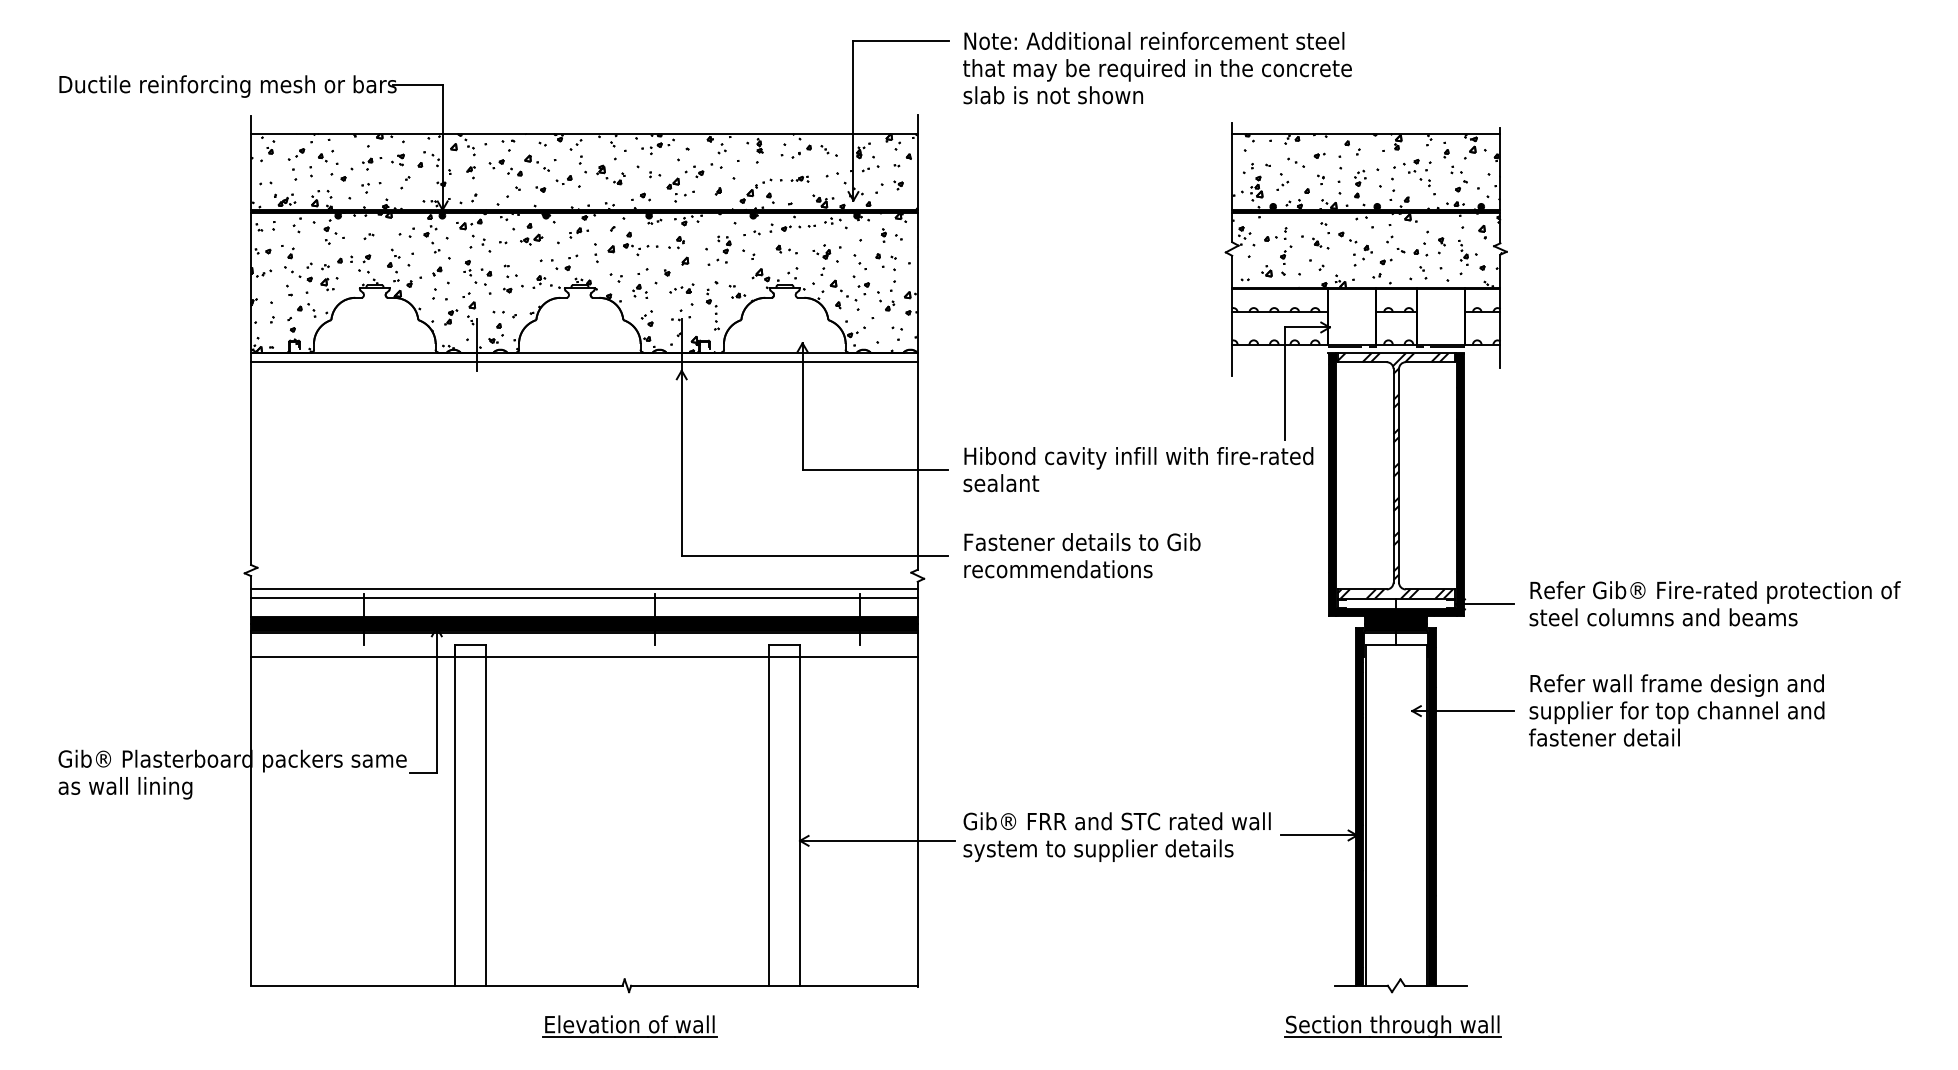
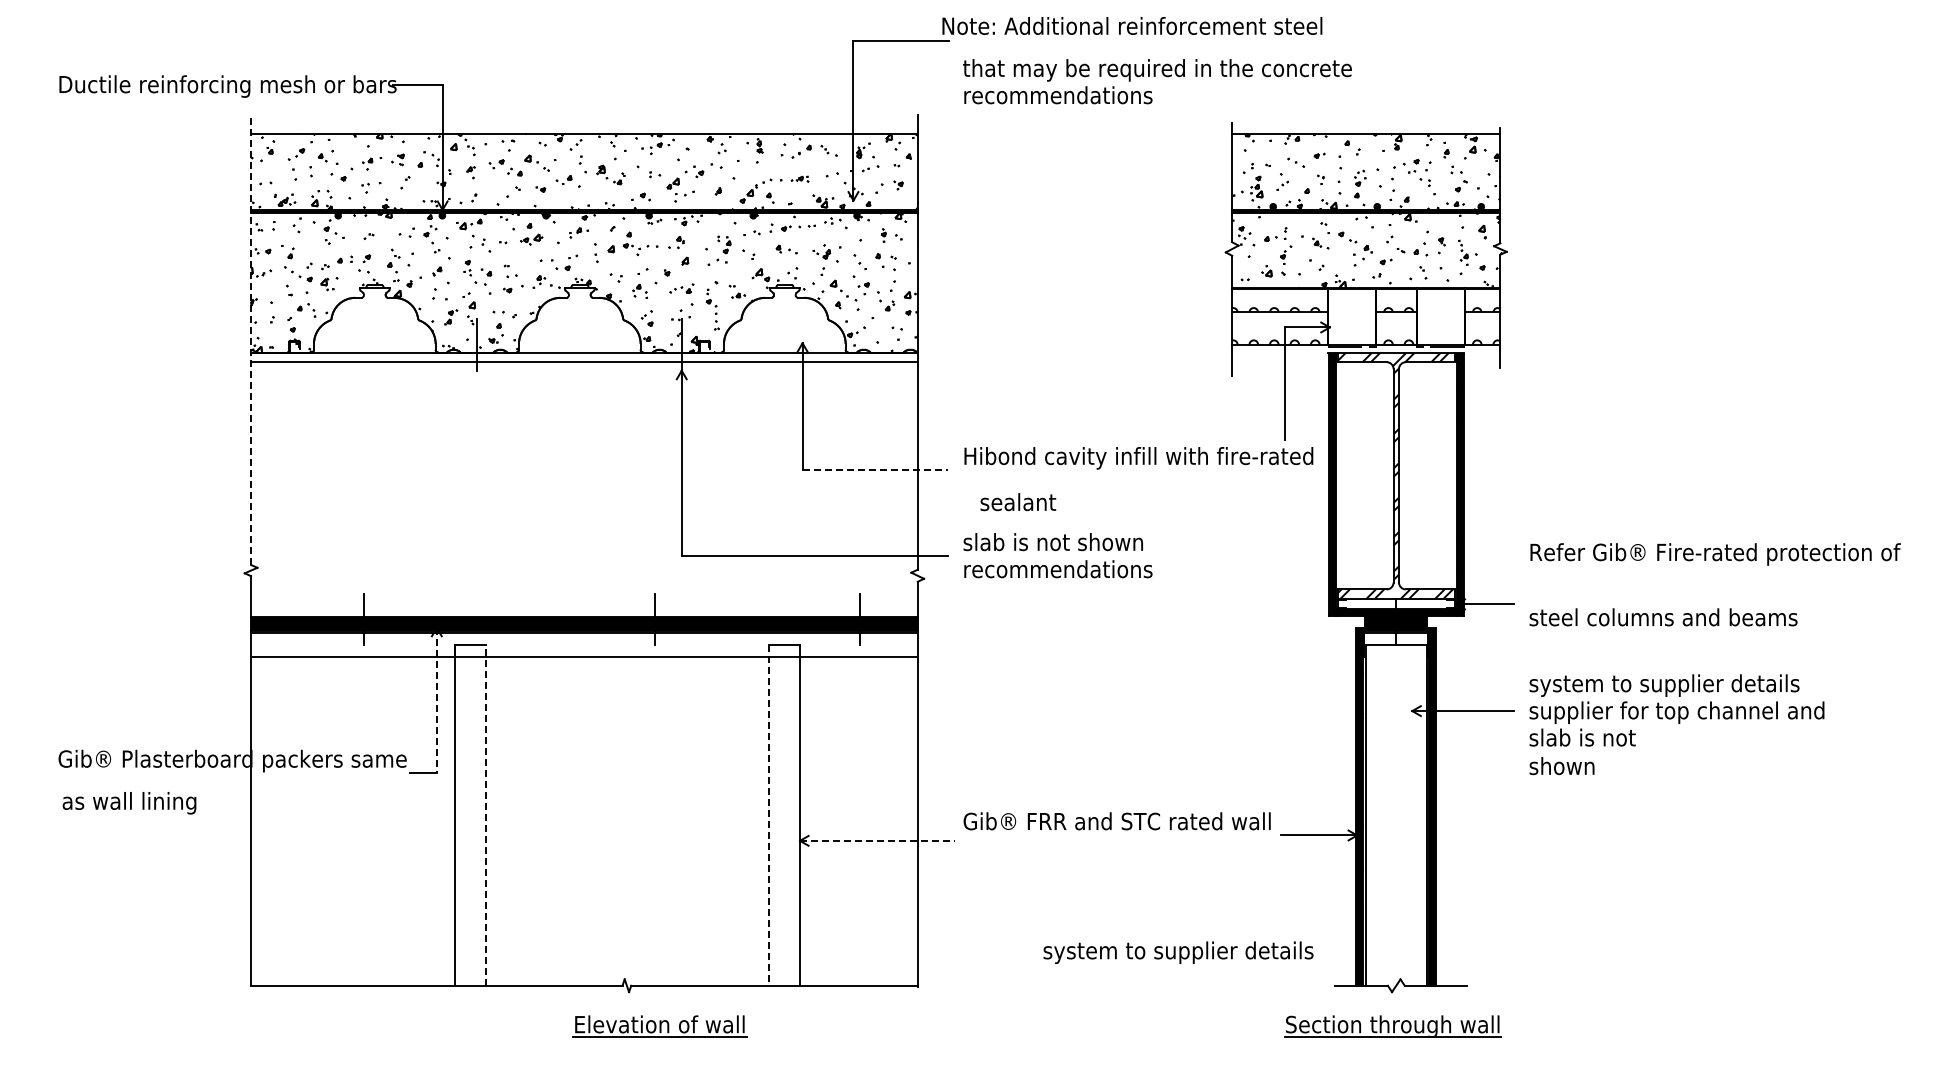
text position: (1154, 40) -> (1132, 25) (1132, 25)
text: slab is not shown -> recommendations (1057, 95)
line: solid -> dashed (251, 340)
line: solid -> dashed (875, 470)
text position: (1001, 483) -> (1018, 502) (1018, 502)
text: Fastener details to Gib -> slab is not shown (1081, 542)
line: present -> none (584, 589)
text position: (1715, 592) -> (1715, 554) (1715, 554)
line: present -> none (584, 598)
text: Refer wall frame design and -> system to supplier details (1676, 685)
line: solid -> dashed (436, 700)
text: fastener detail -> slab is not shown (1604, 751)
text position: (125, 788) -> (129, 803) (129, 803)
line: solid -> dashed (485, 815)
line: solid -> dashed (769, 816)
line: solid -> dashed (877, 840)
text position: (1098, 850) -> (1178, 952) (1178, 952)
part position: (629, 1026) -> (659, 1026) (659, 1026)
